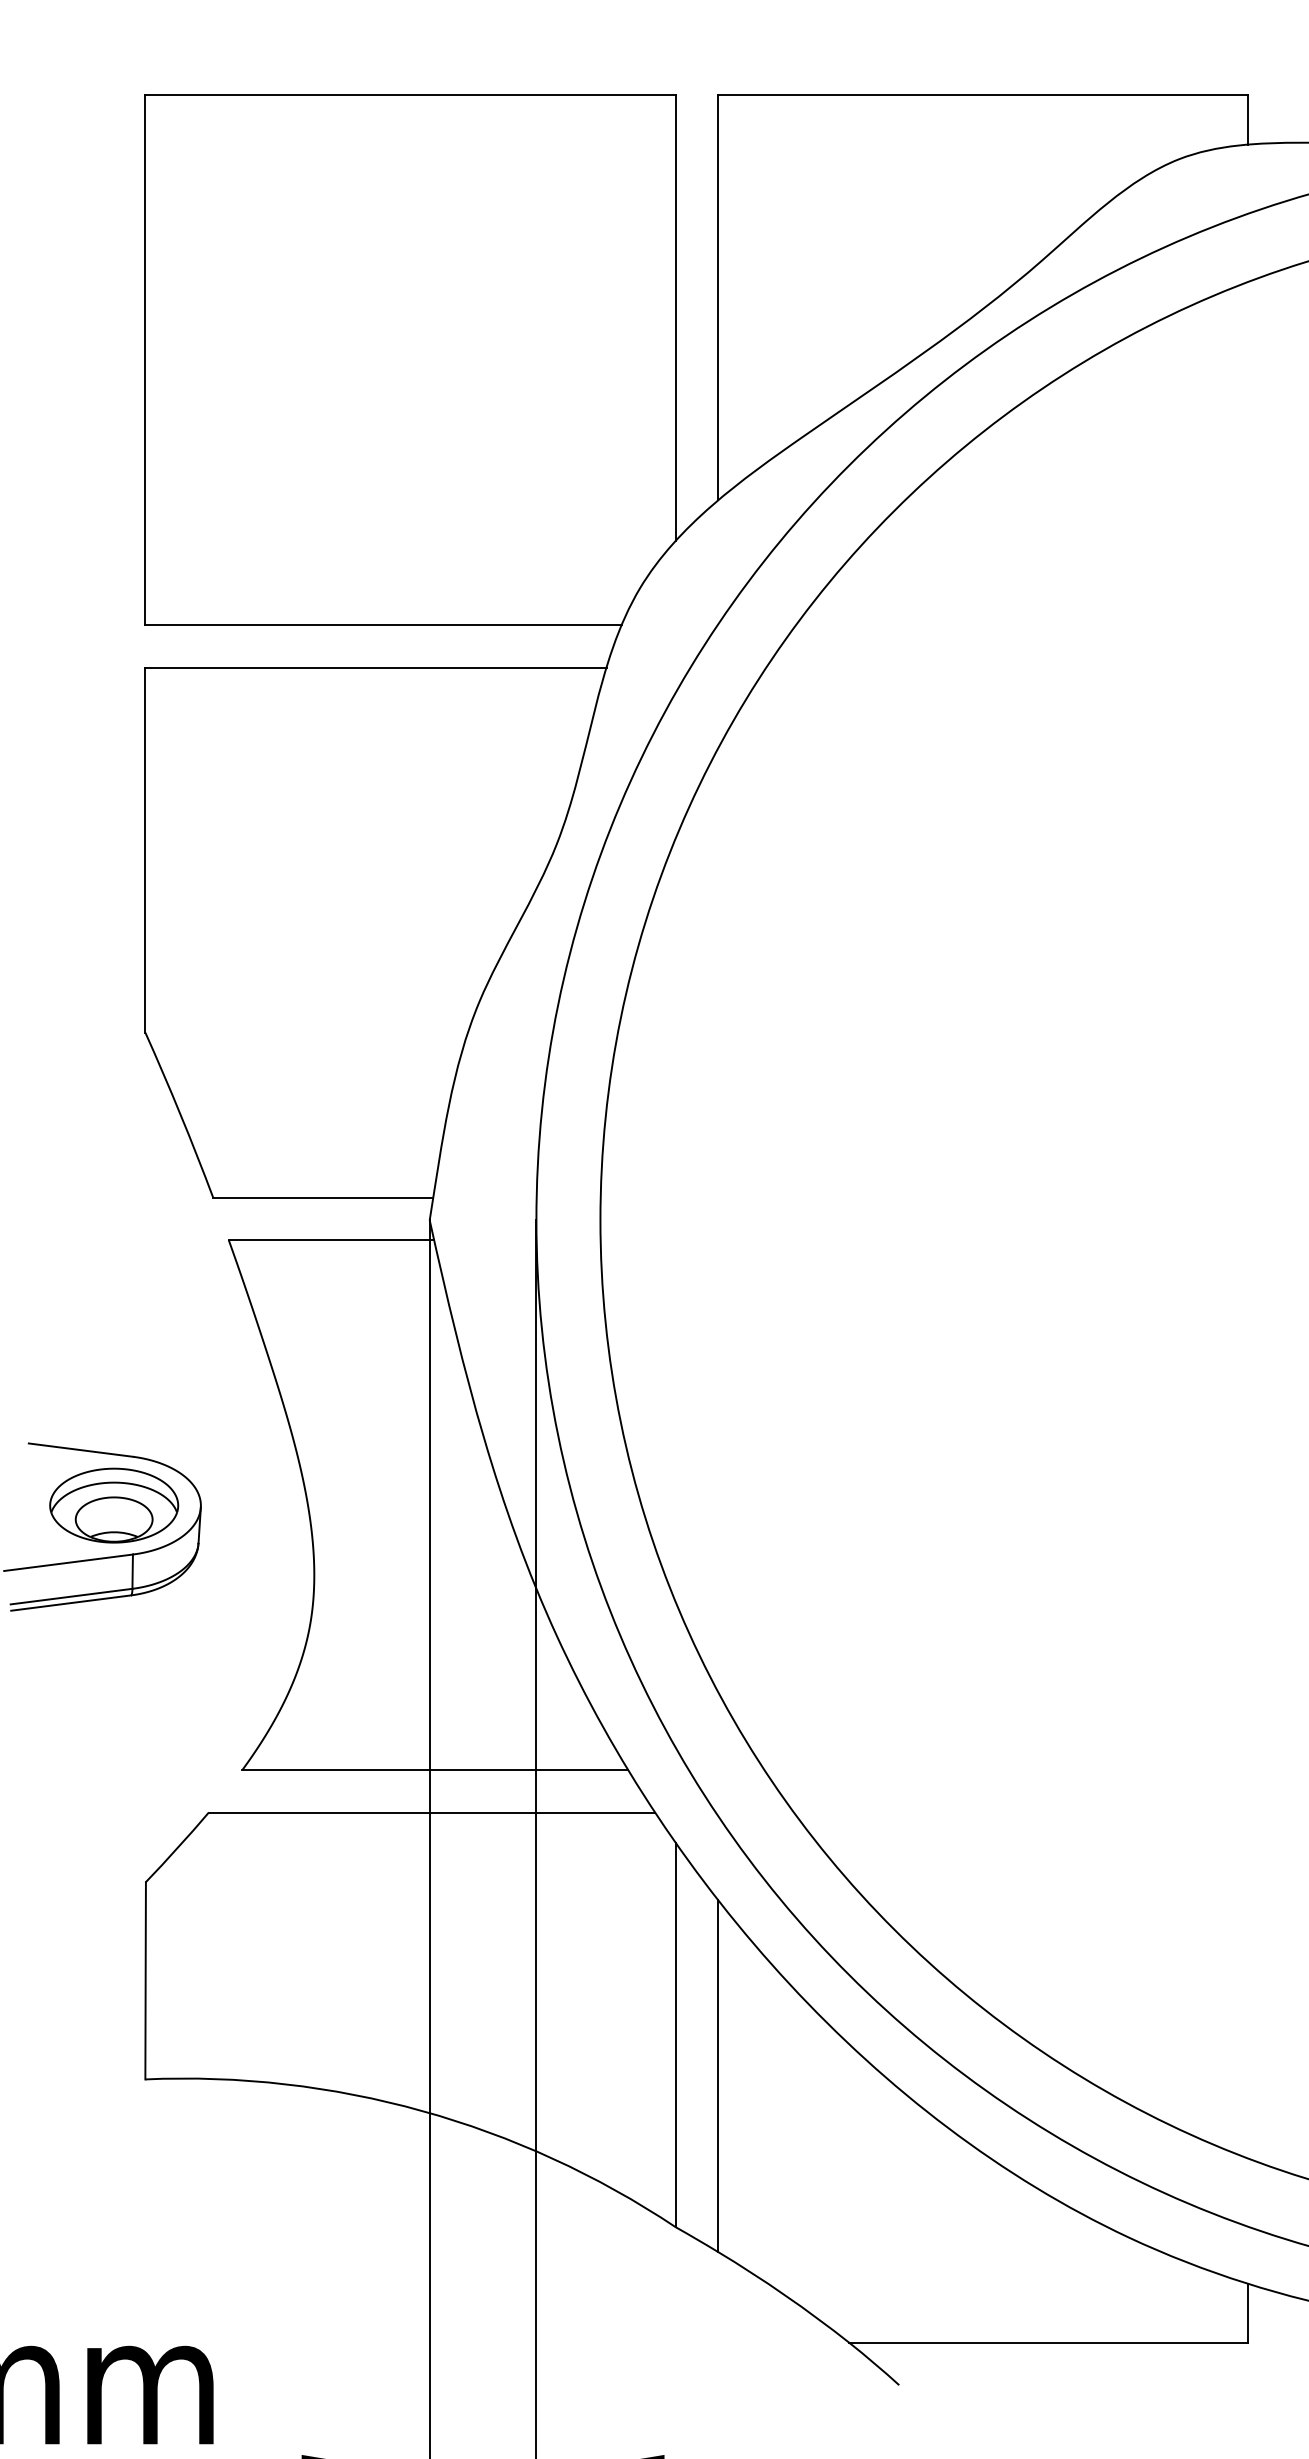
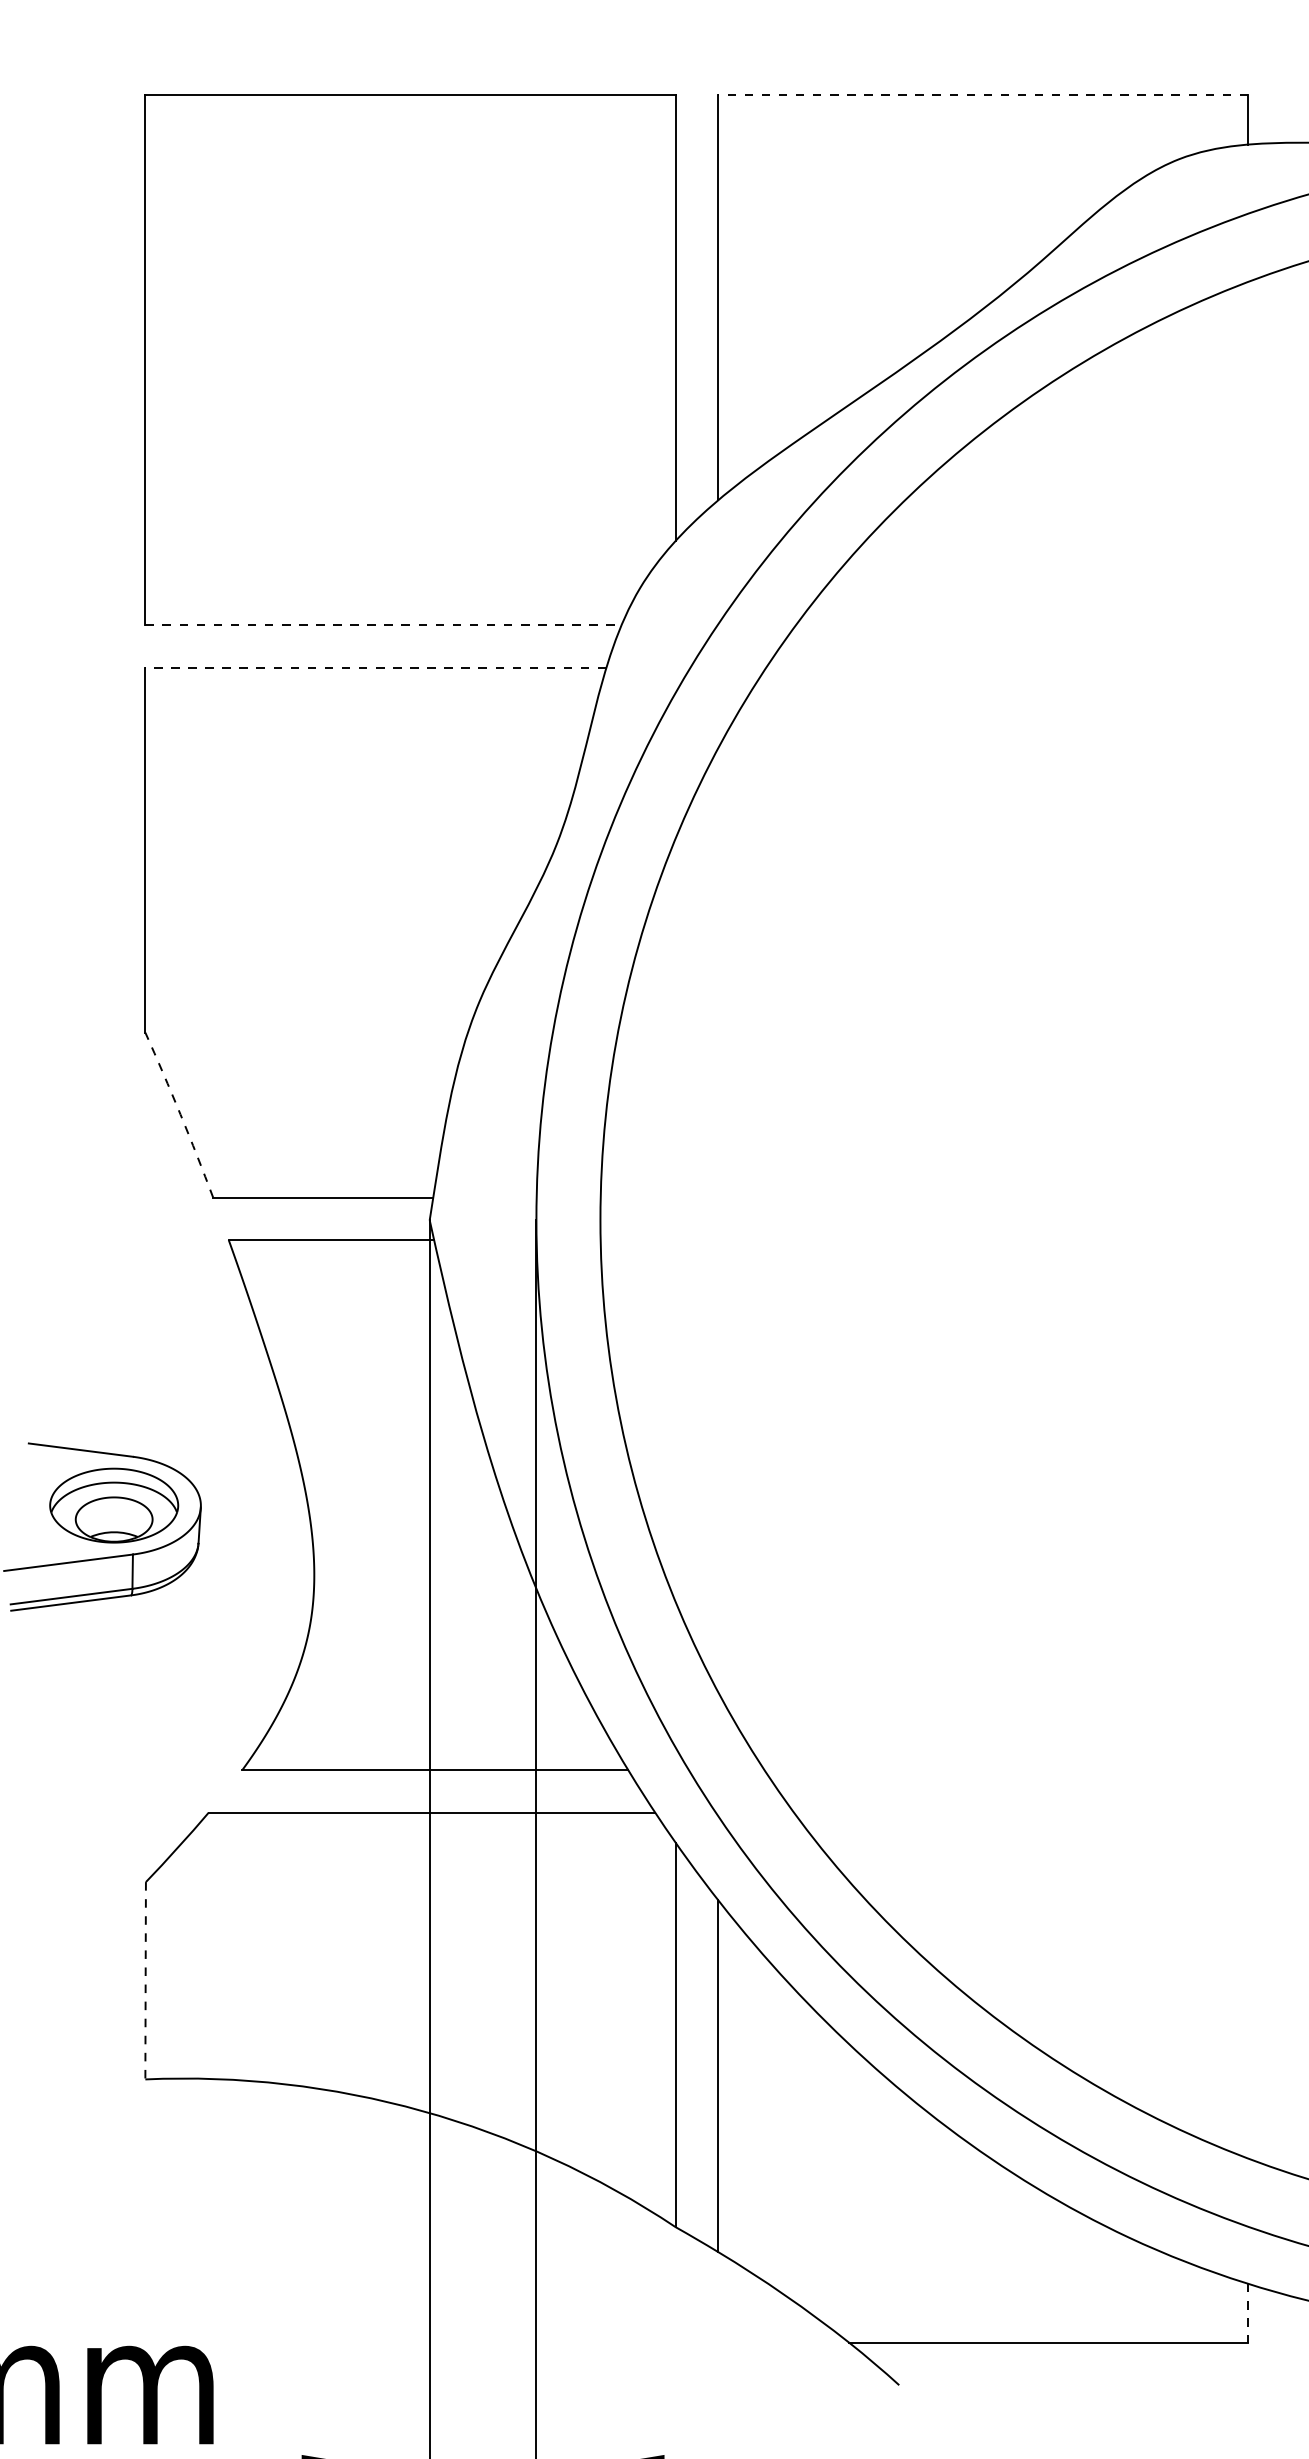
line: solid -> dashed (982, 94)
line: solid -> dashed (383, 625)
line: solid -> dashed (375, 667)
arc: solid -> dashed (180, 1114)
line: solid -> dashed (145, 1980)
line: solid -> dashed (1248, 2313)
